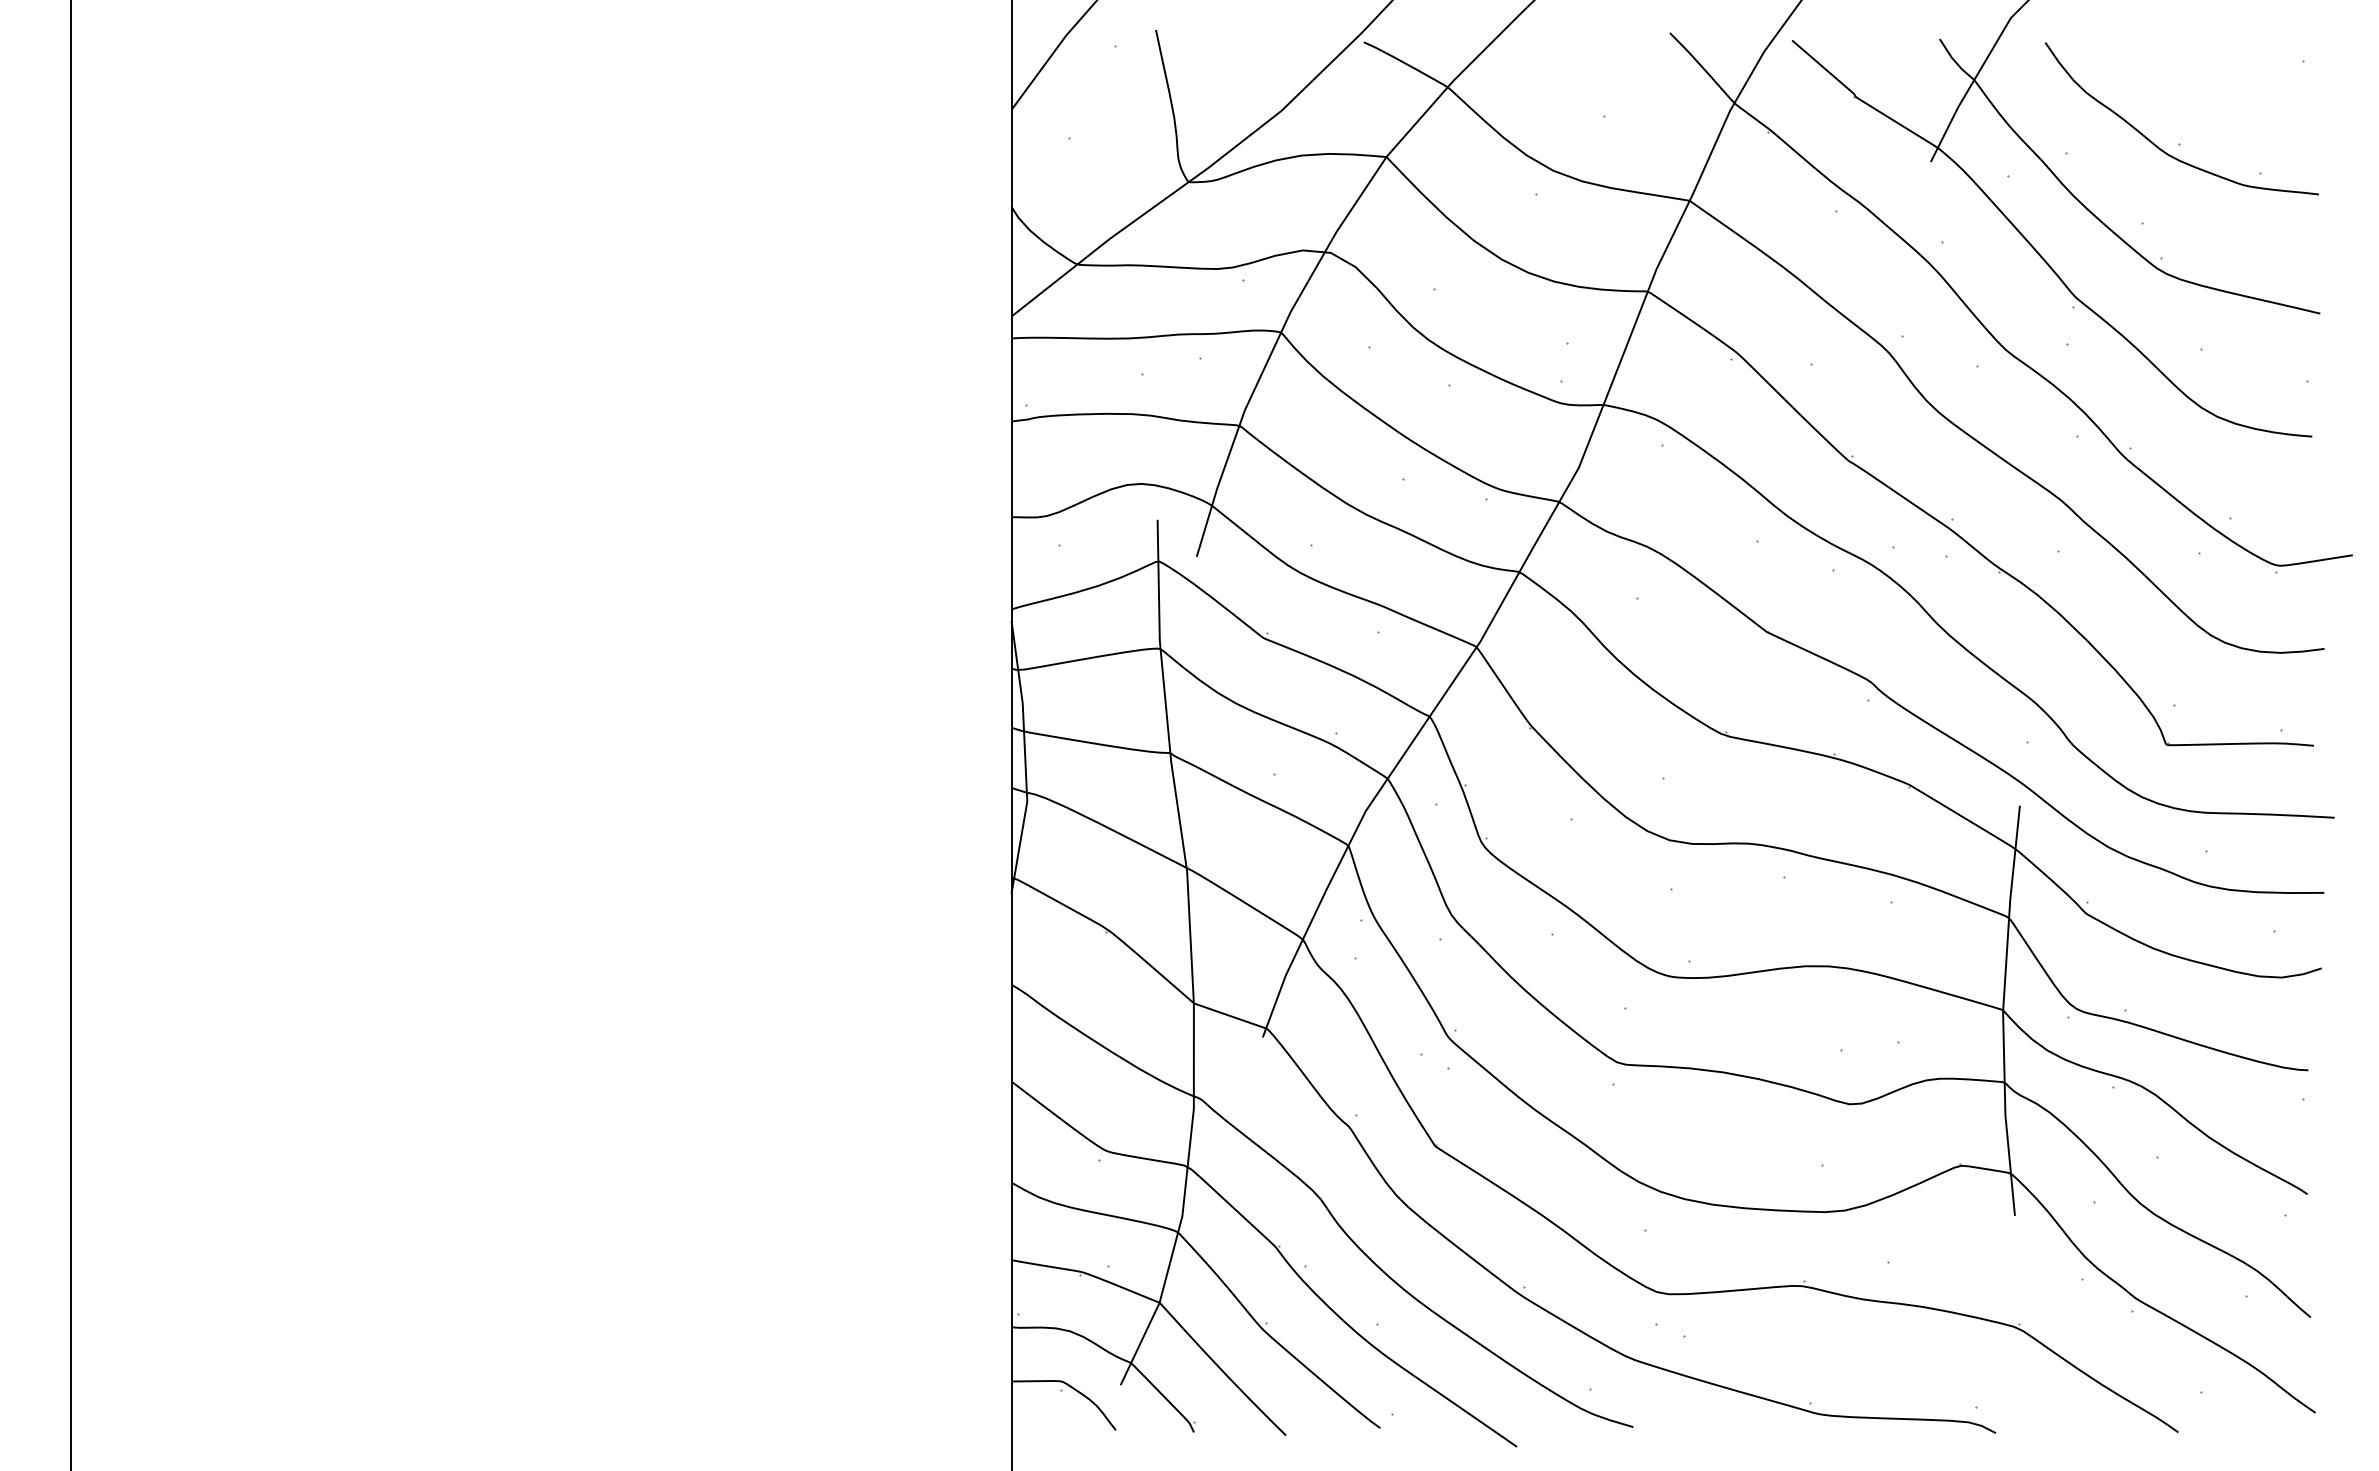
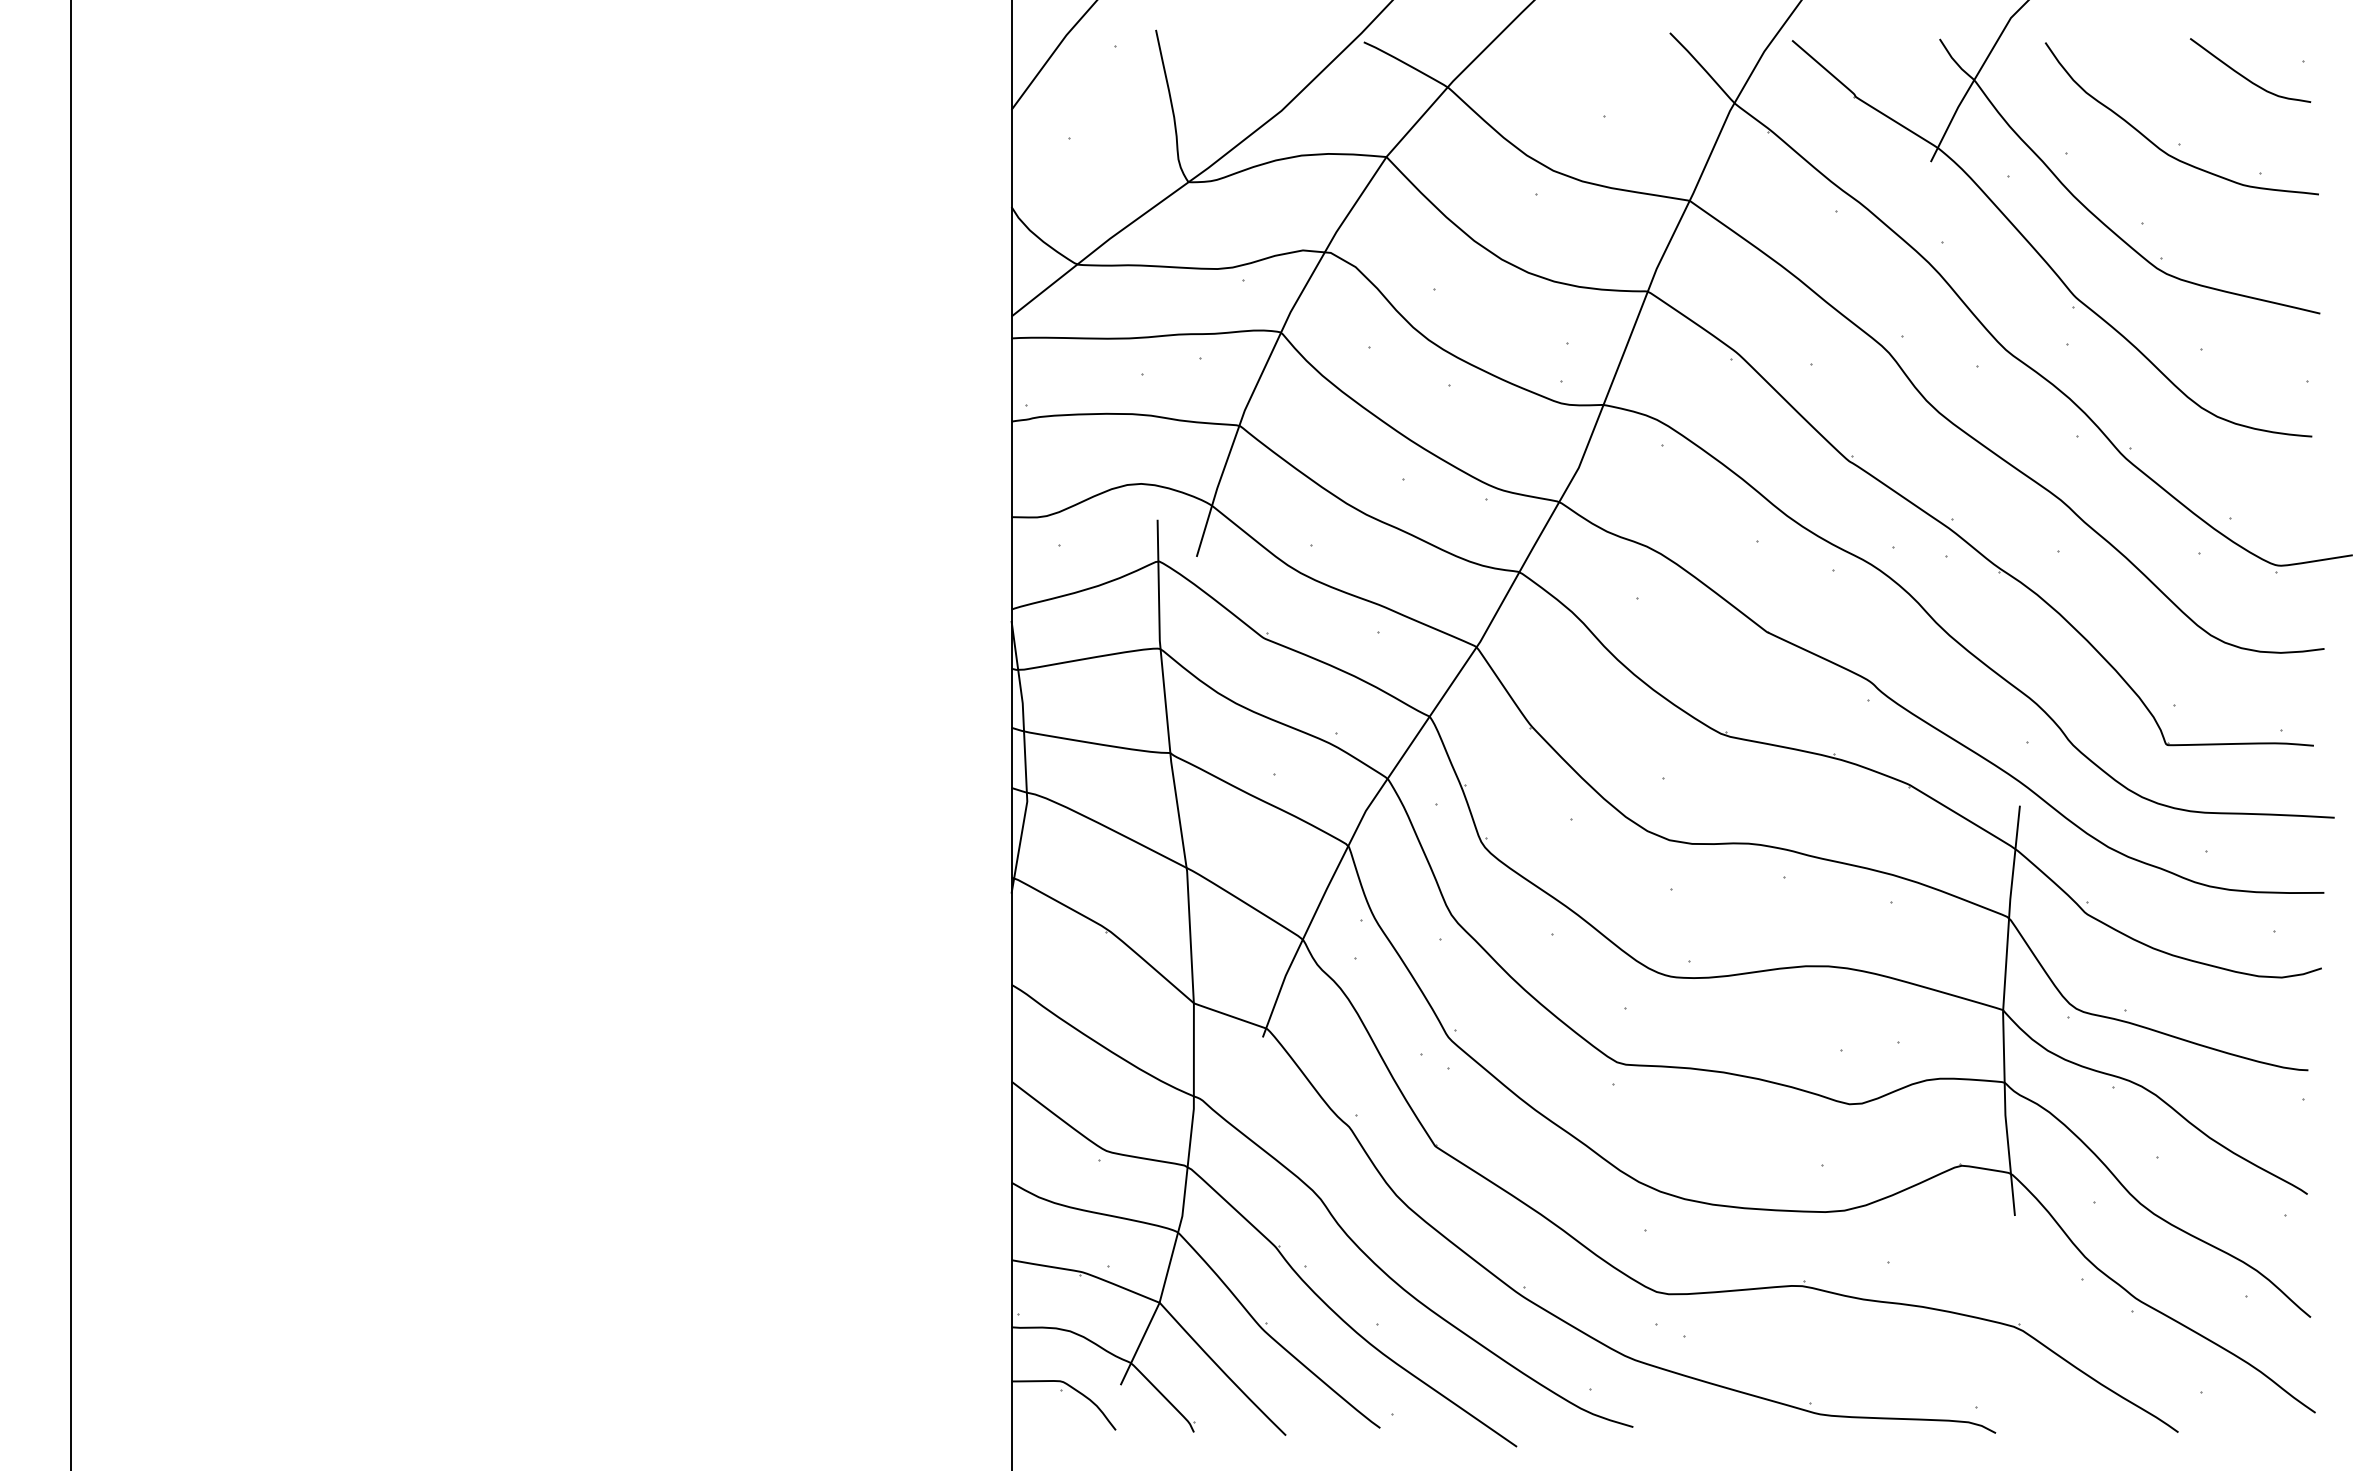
curve: none -> present (2246, 77)
